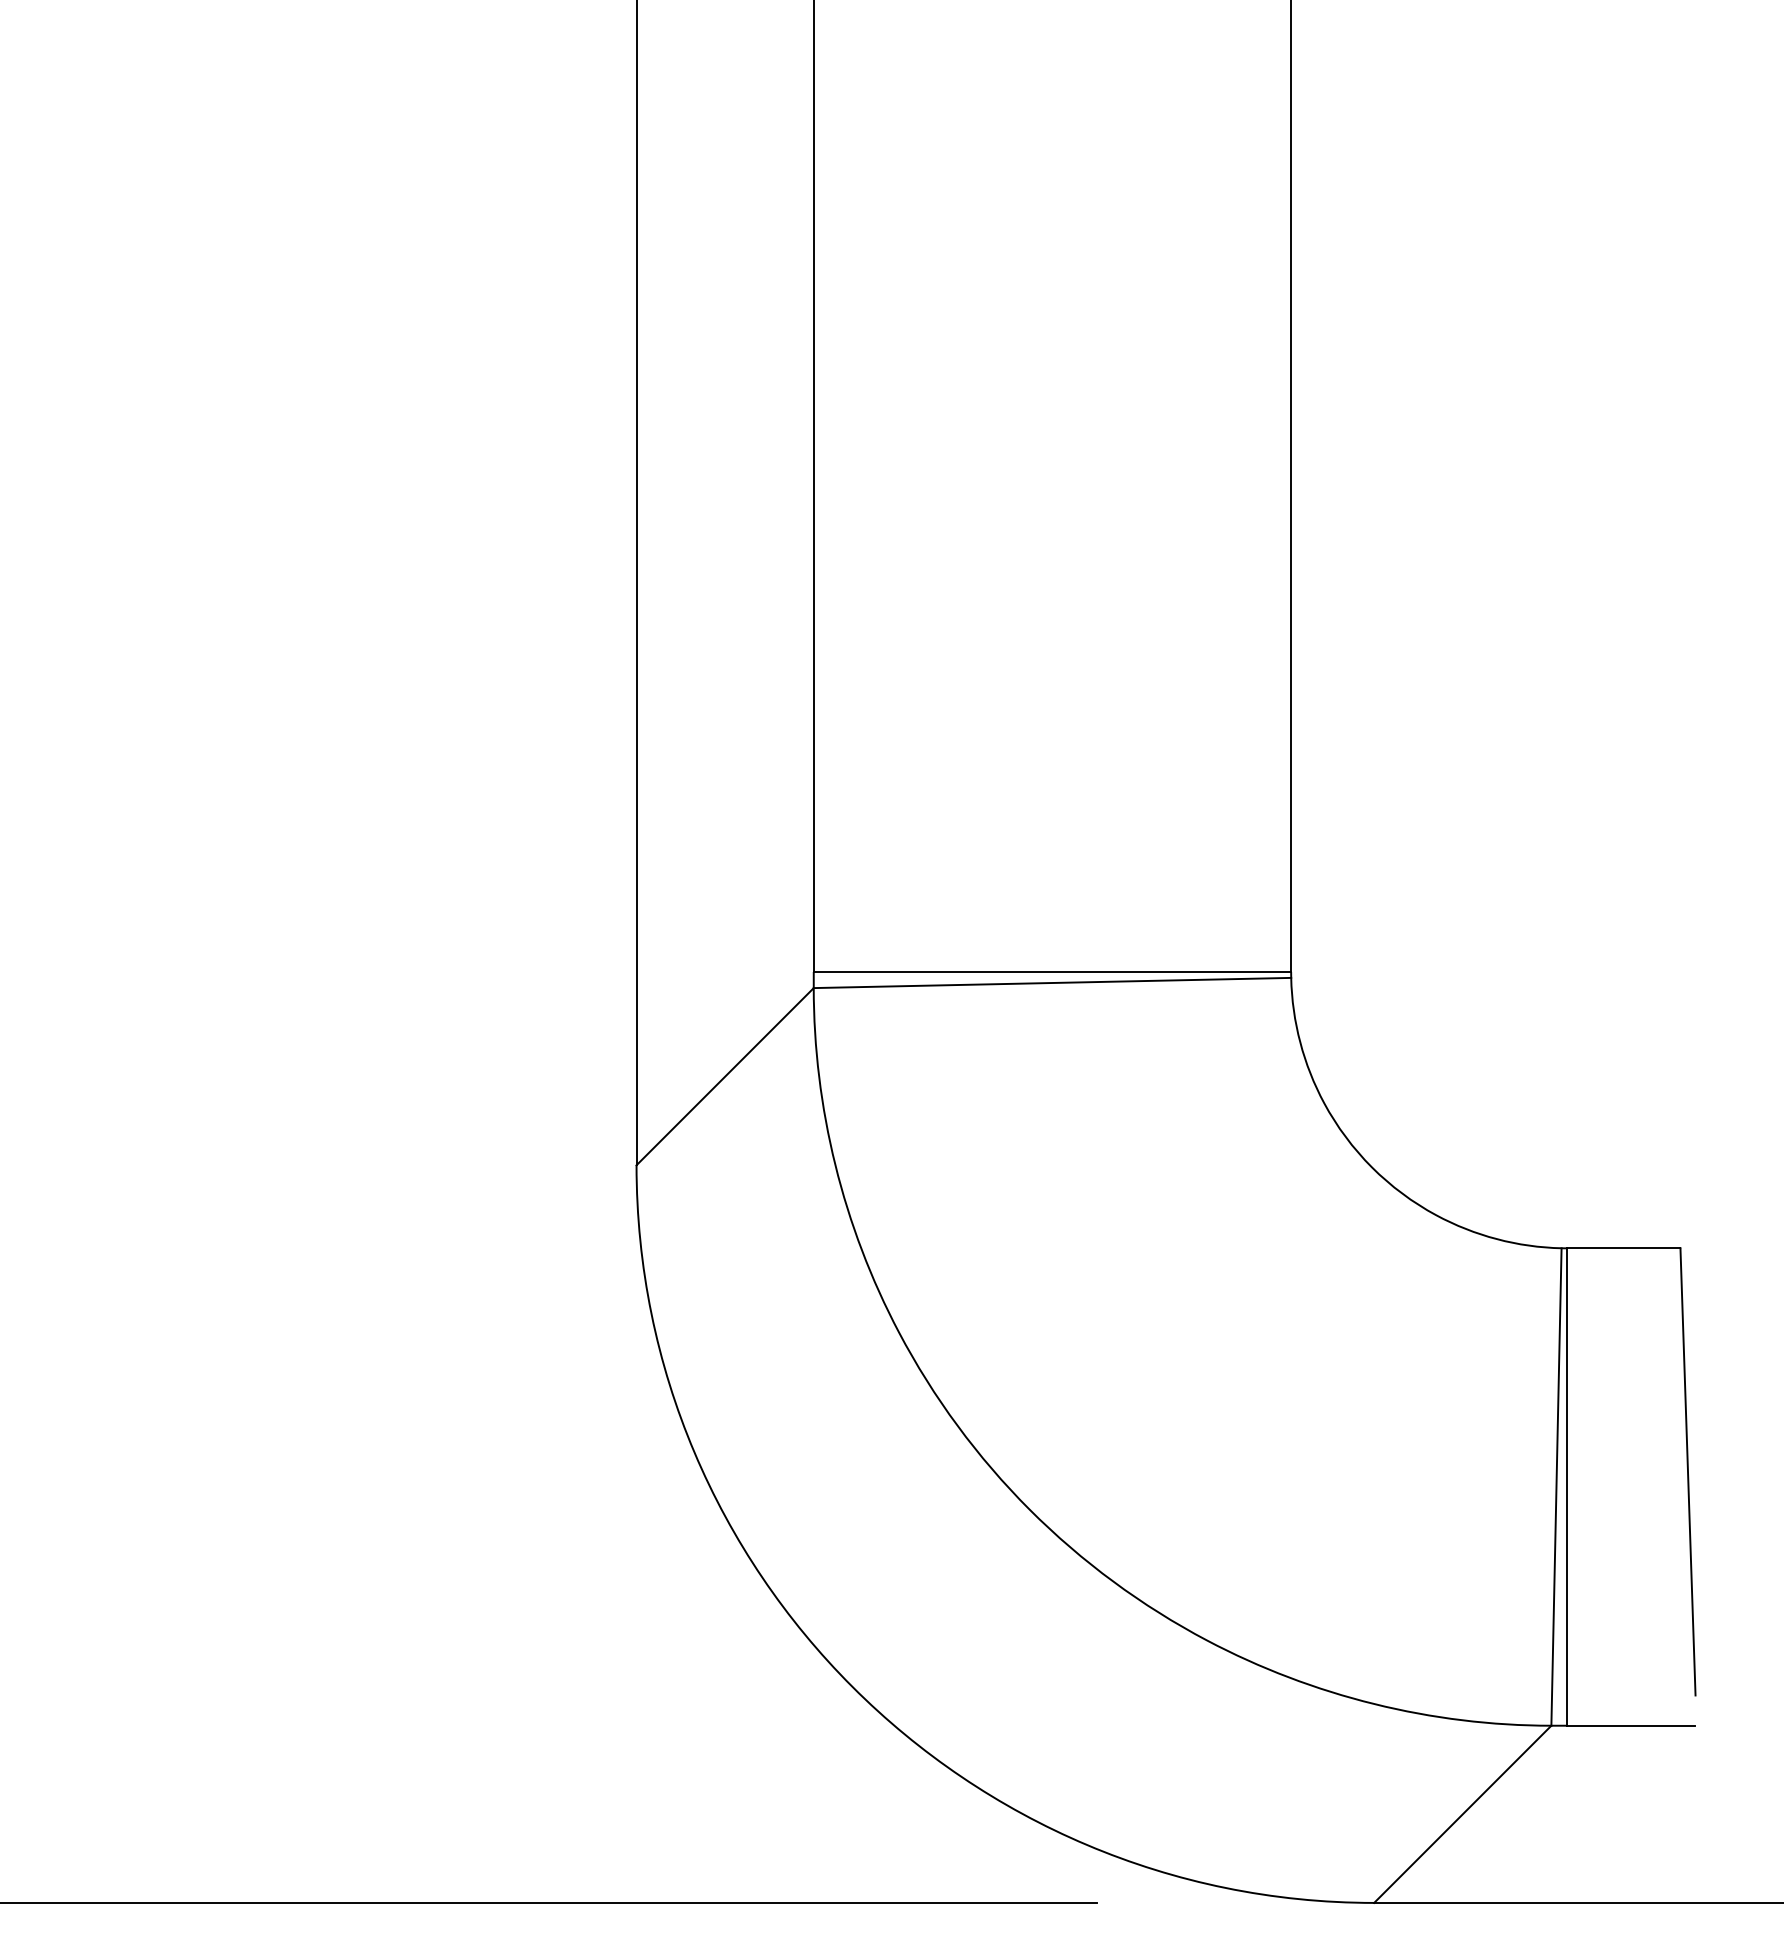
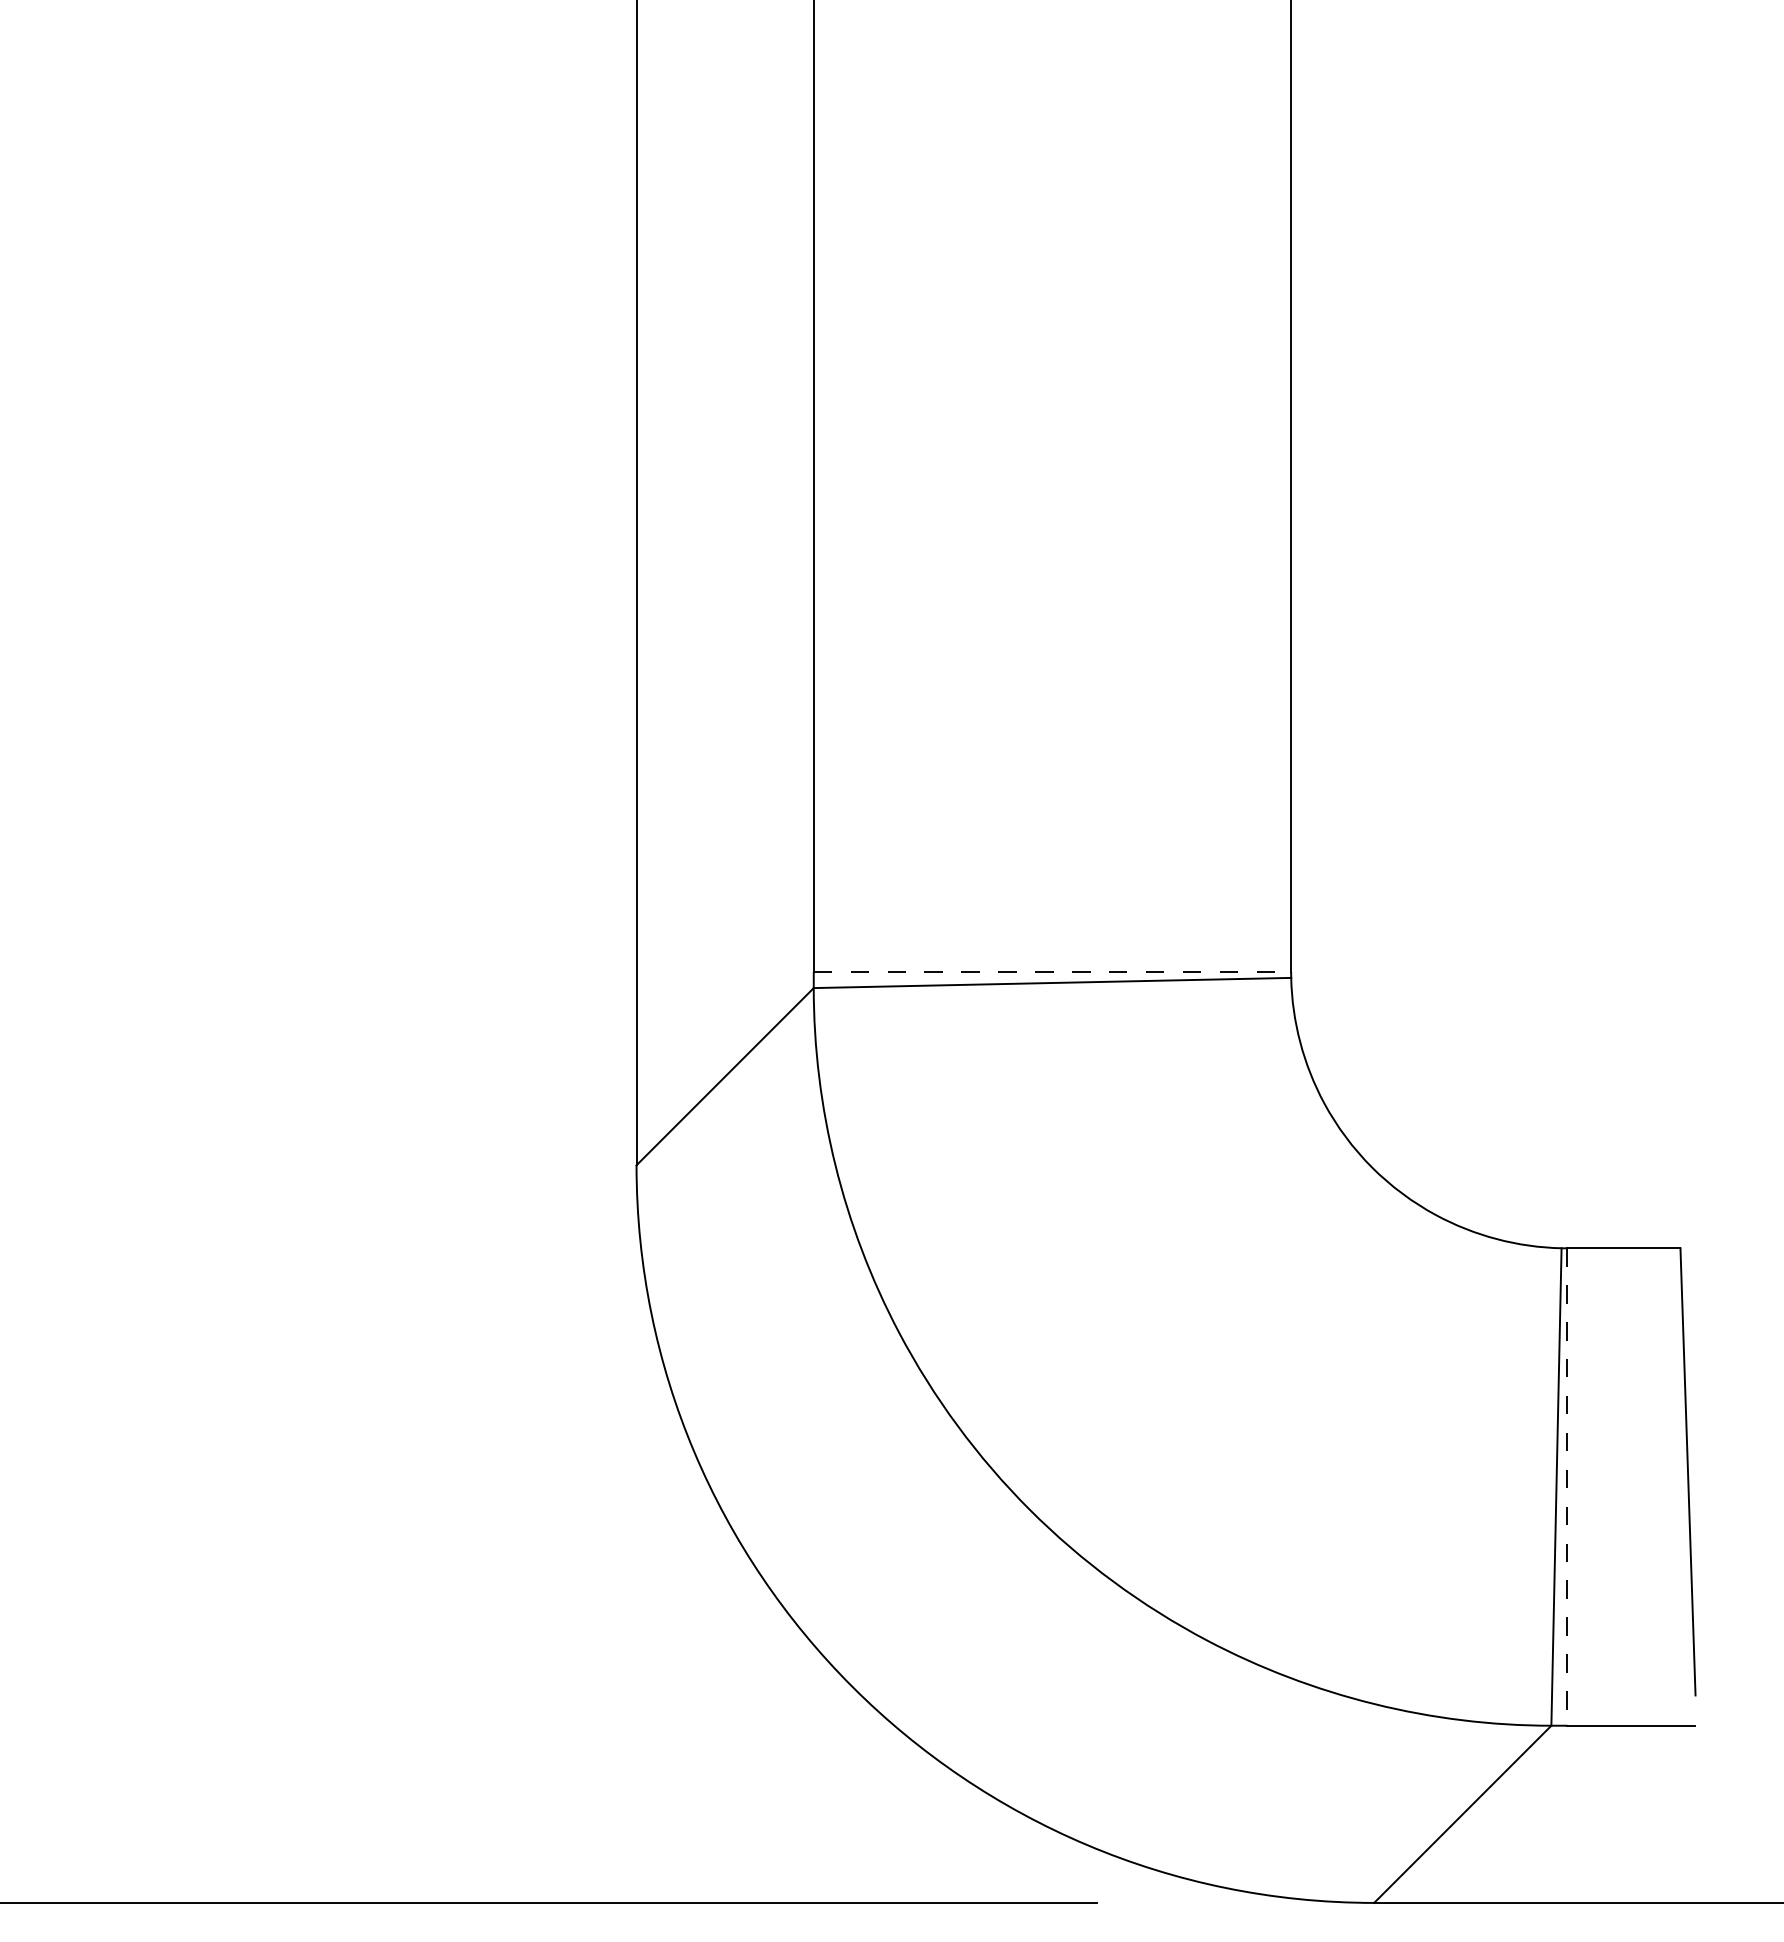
line: solid -> dashed (1052, 972)
line: solid -> dashed (1567, 1487)
